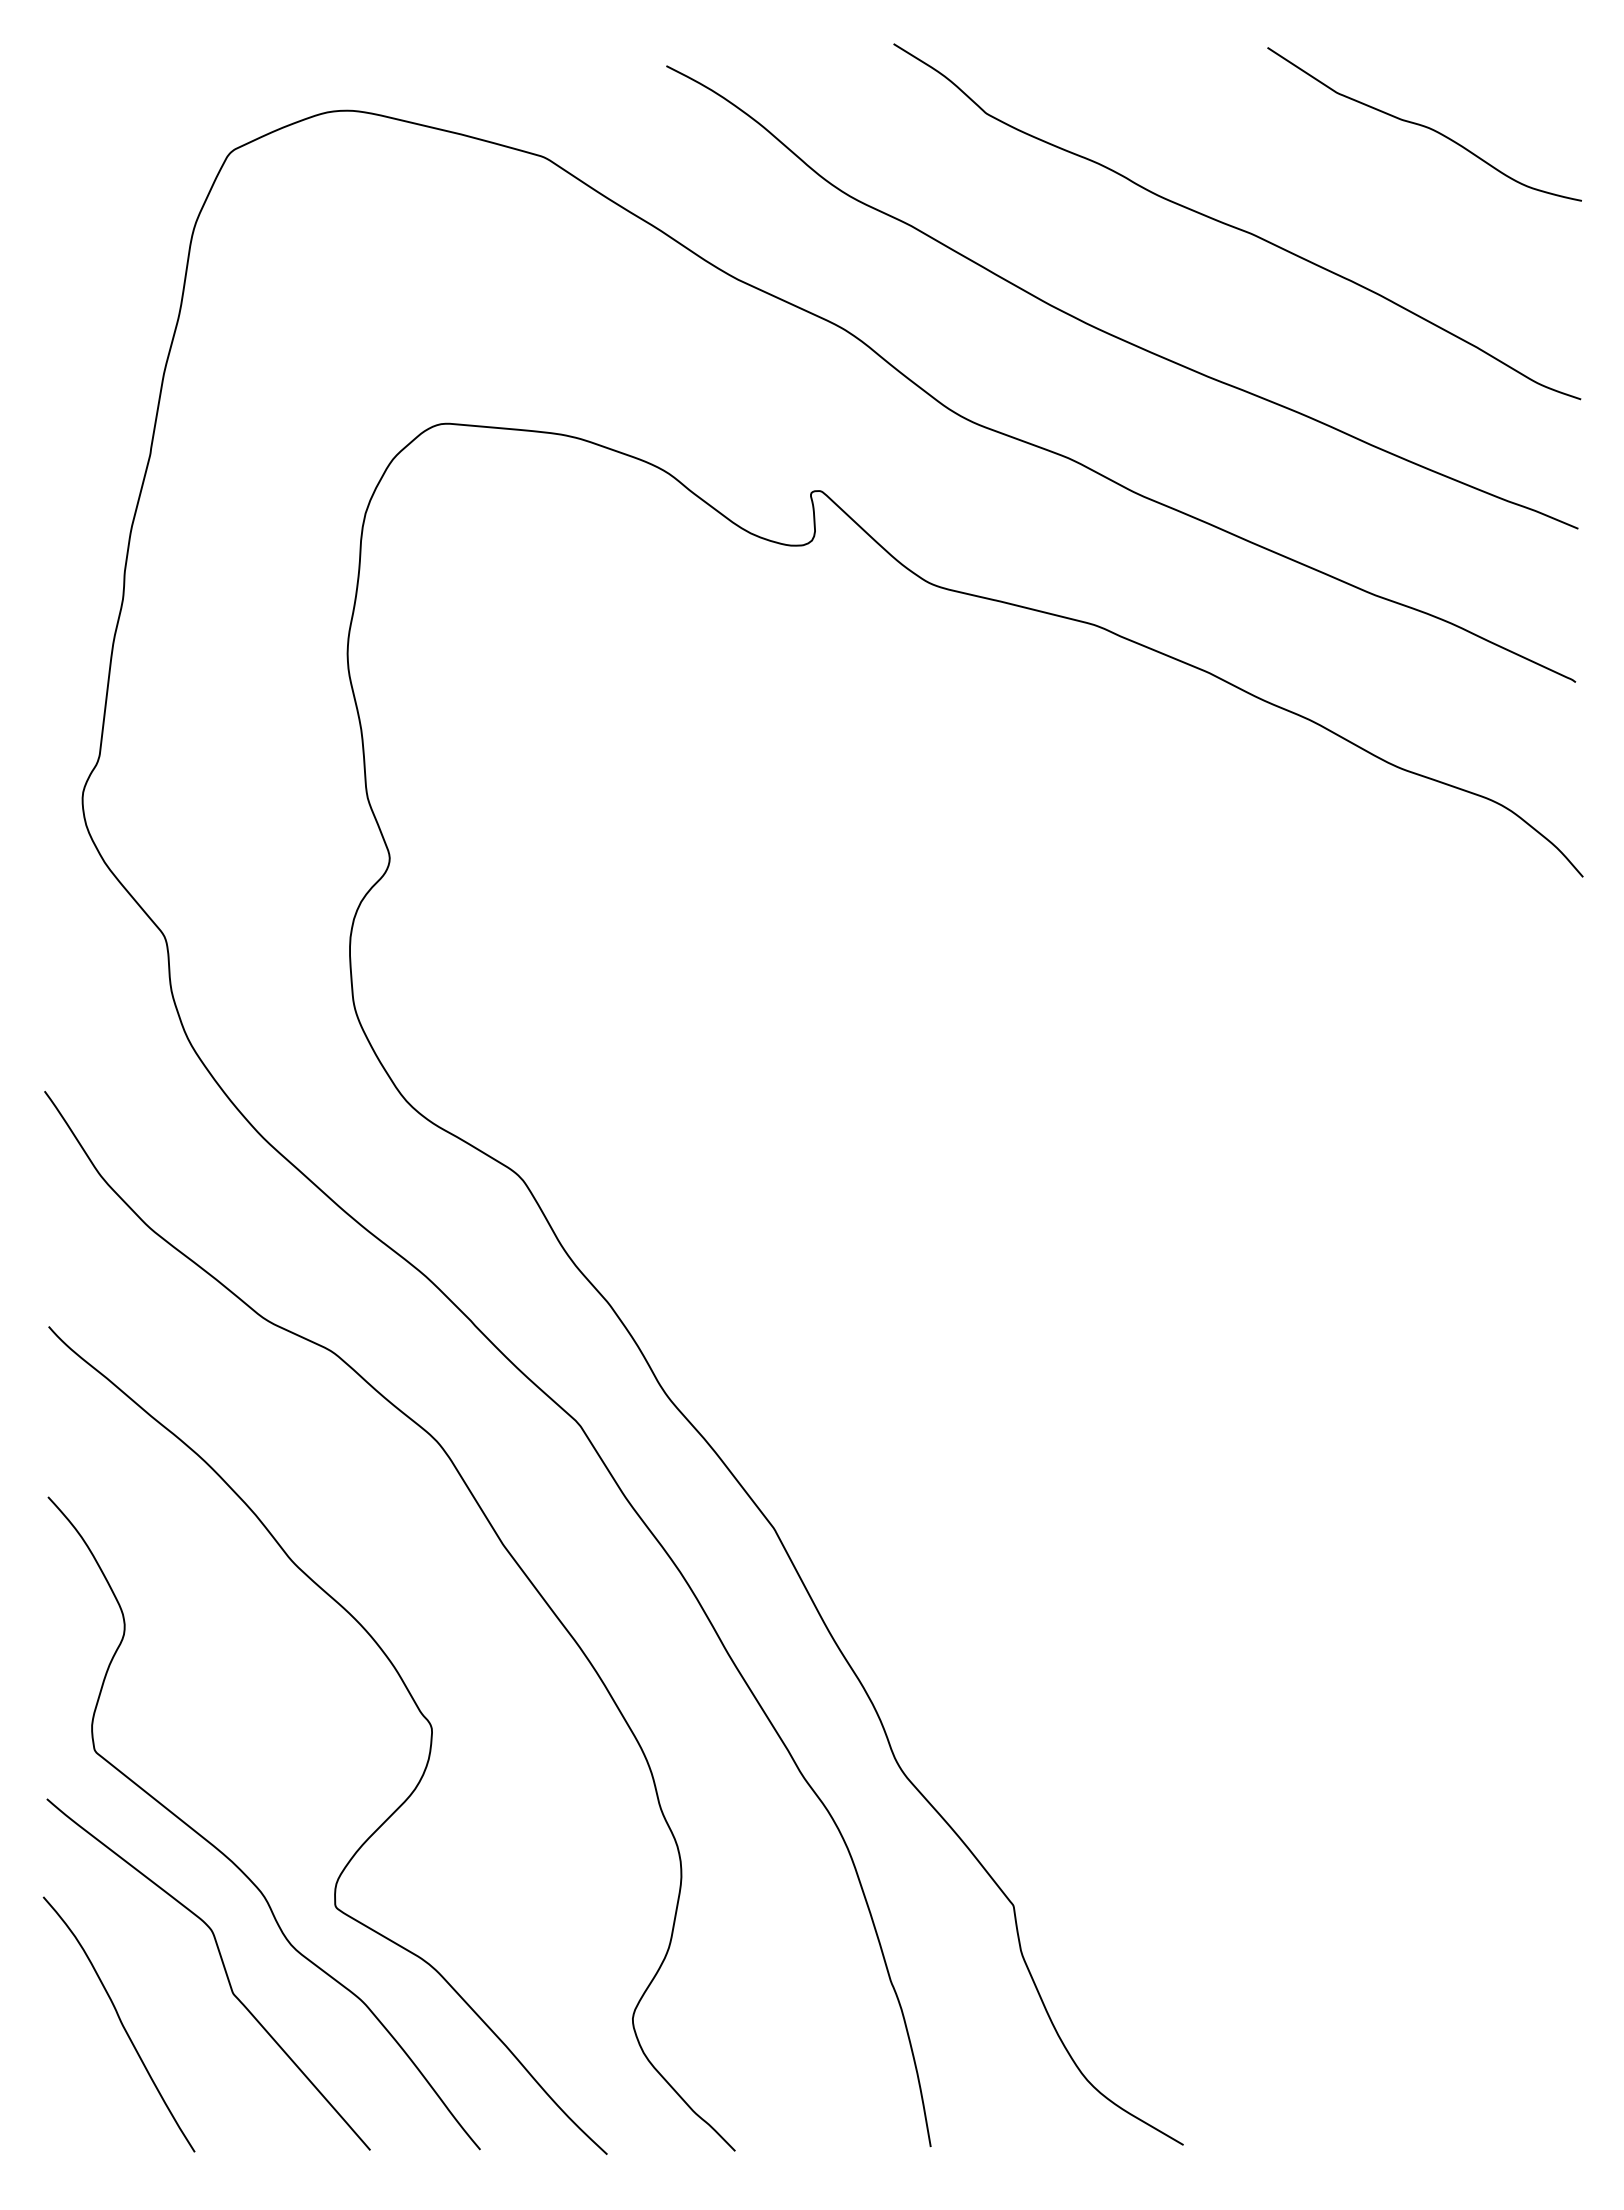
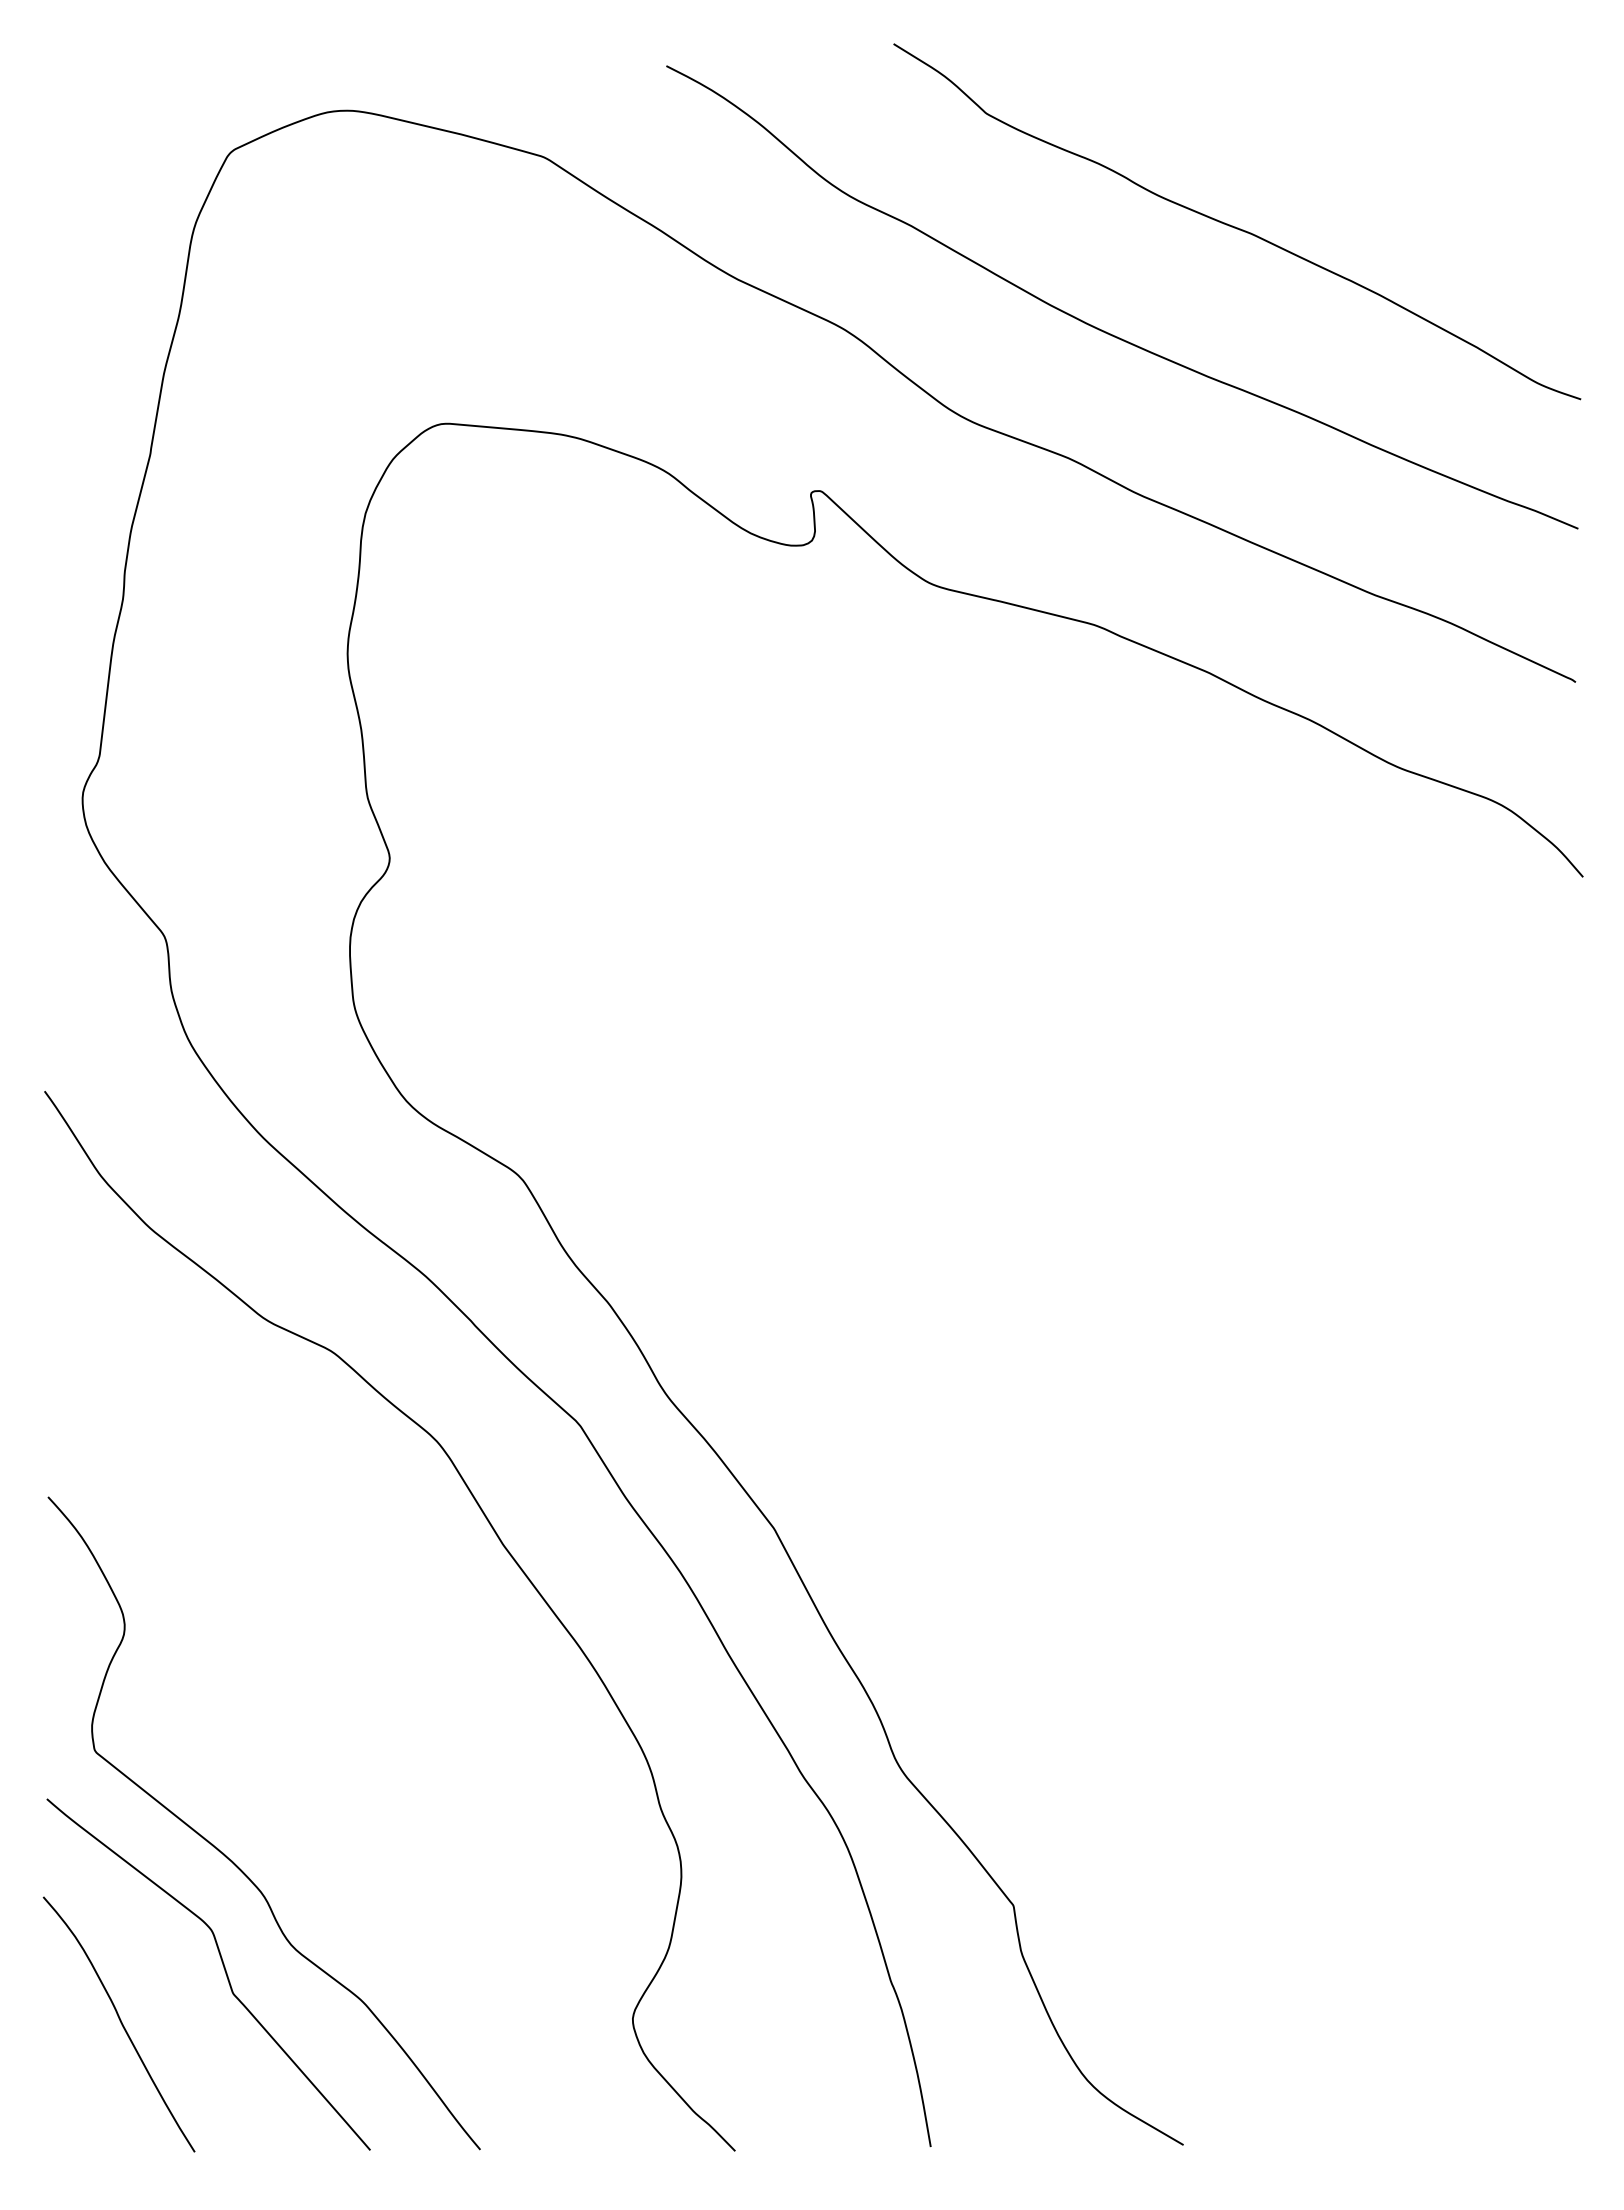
curve: present -> none (1424, 125)
curve: present -> none (408, 1693)
